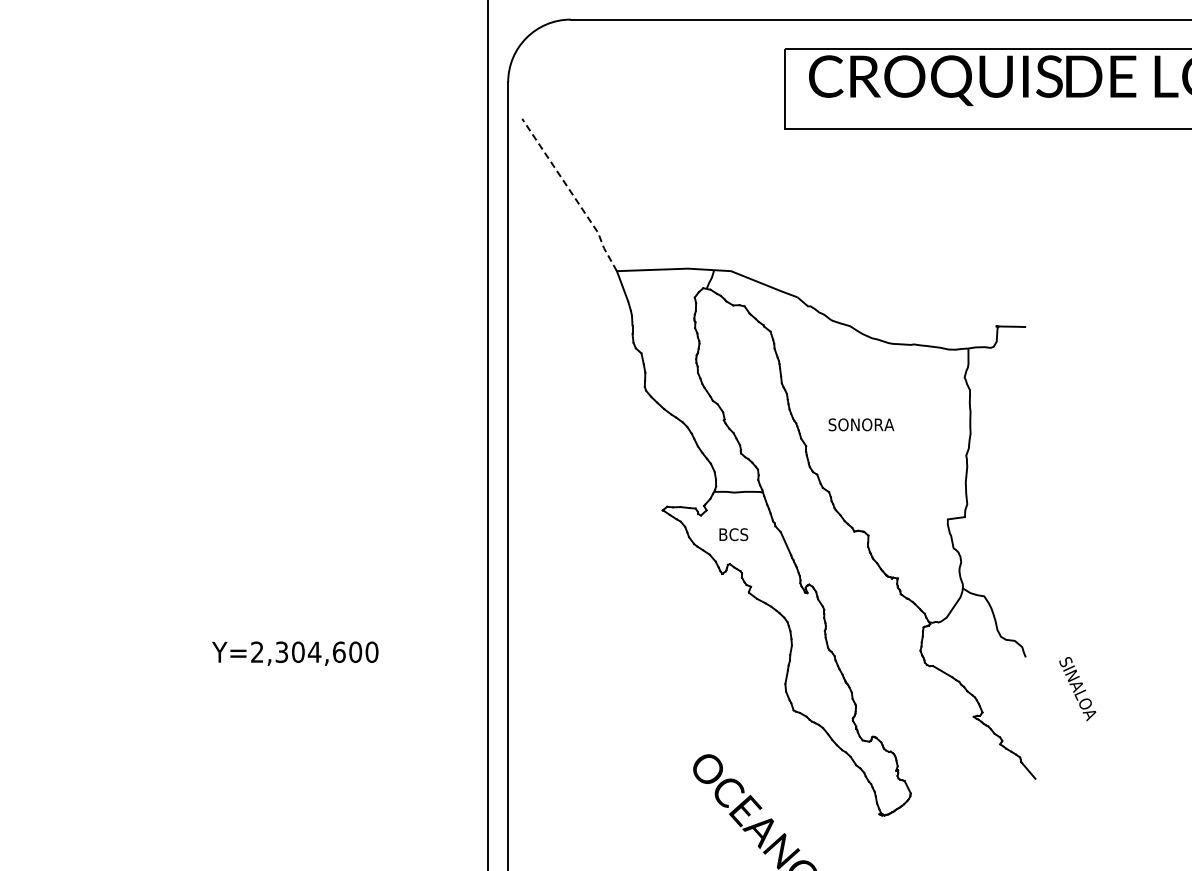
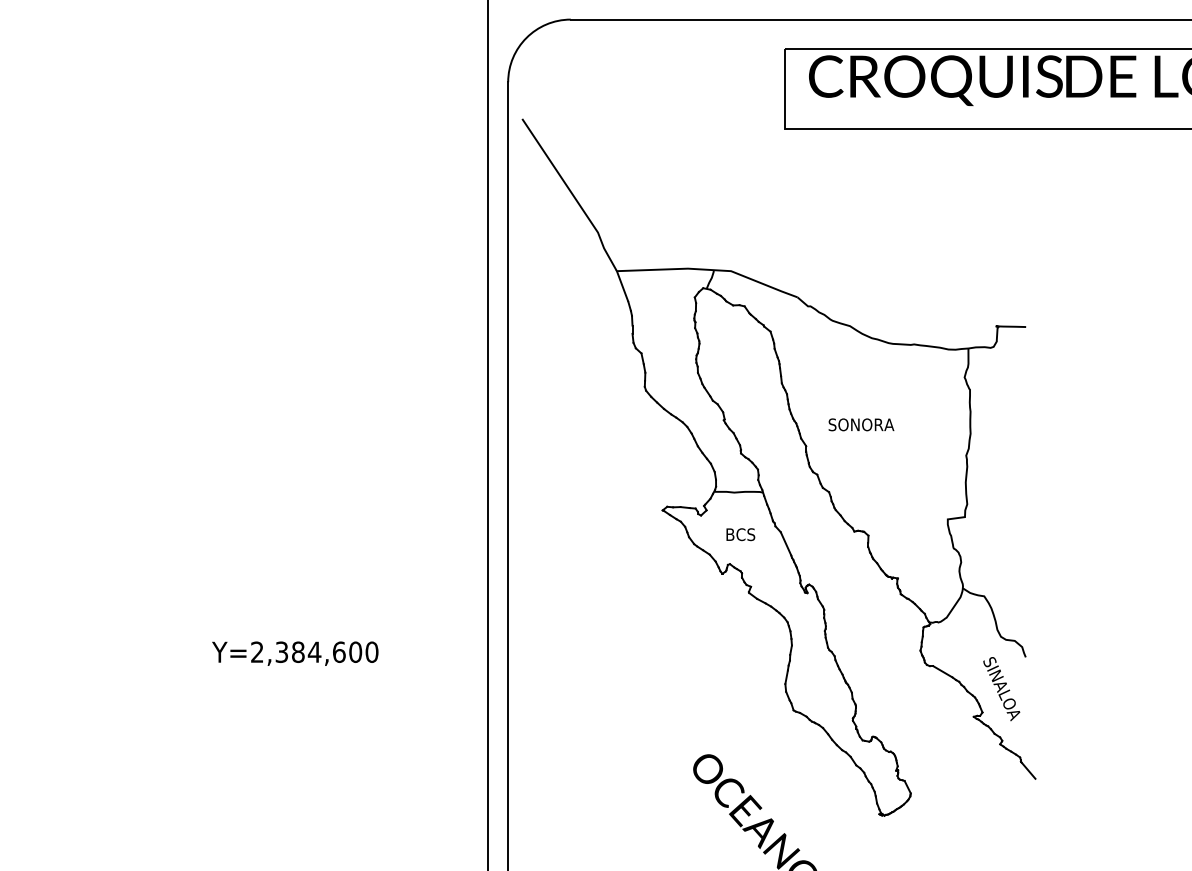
line: dashed -> solid (572, 194)
text position: (733, 534) -> (740, 534) (740, 534)
text: Y=2,304,600 -> Y=2,384,600 (298, 651)
text position: (1077, 689) -> (1001, 689) (1001, 689)
